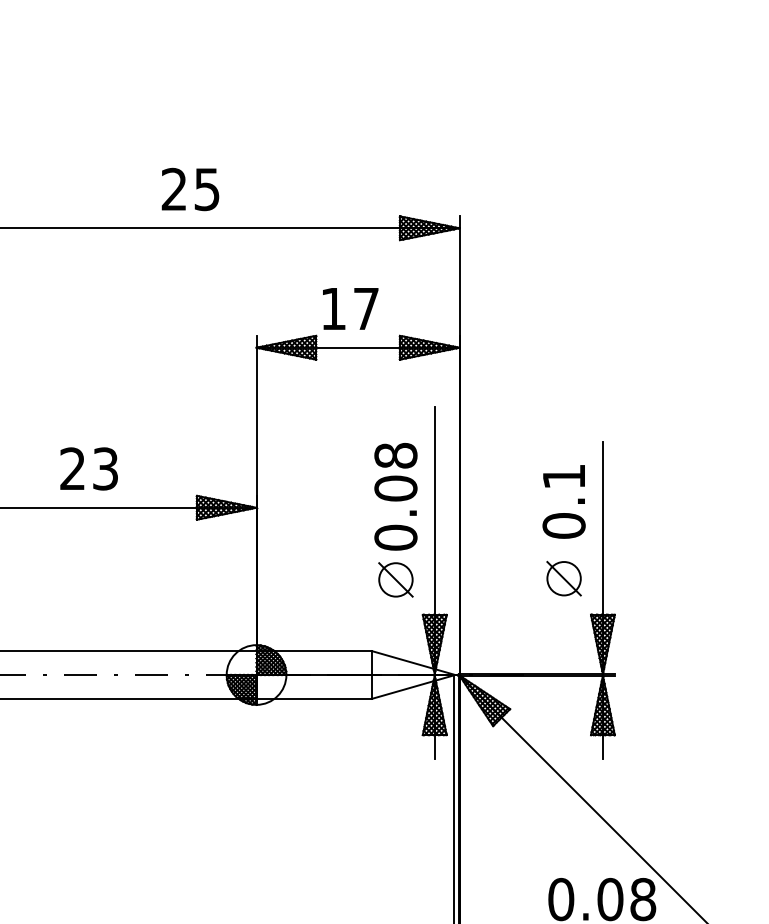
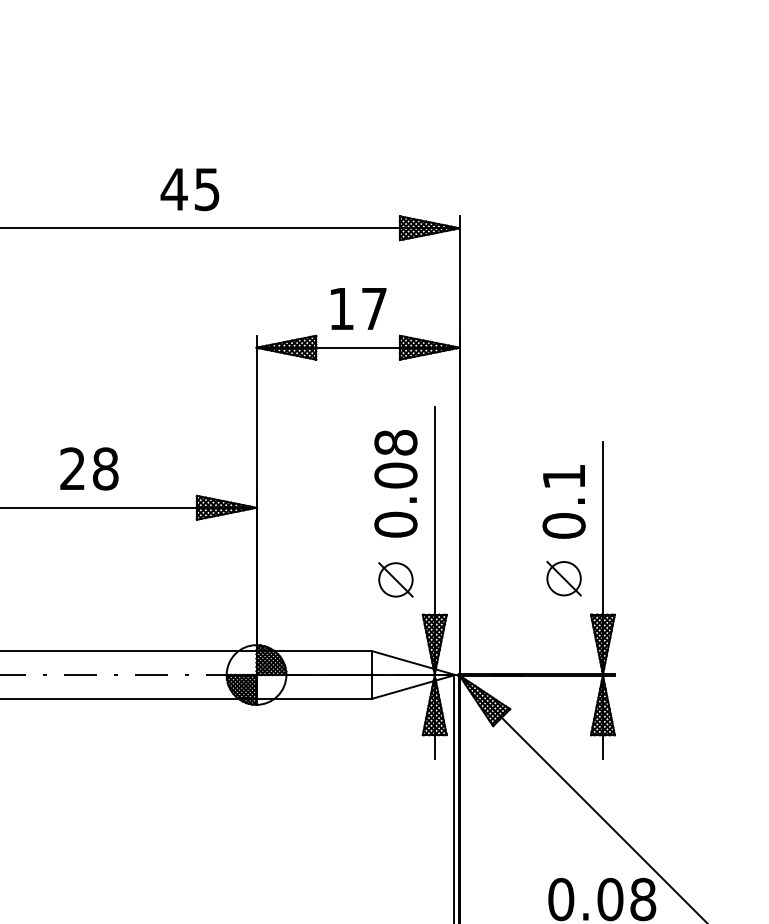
text: 25 -> 45 (173, 188)
text position: (350, 308) -> (358, 308) (358, 308)
text: 23 -> 28 (105, 468)
text position: (395, 496) -> (395, 483) (395, 483)
